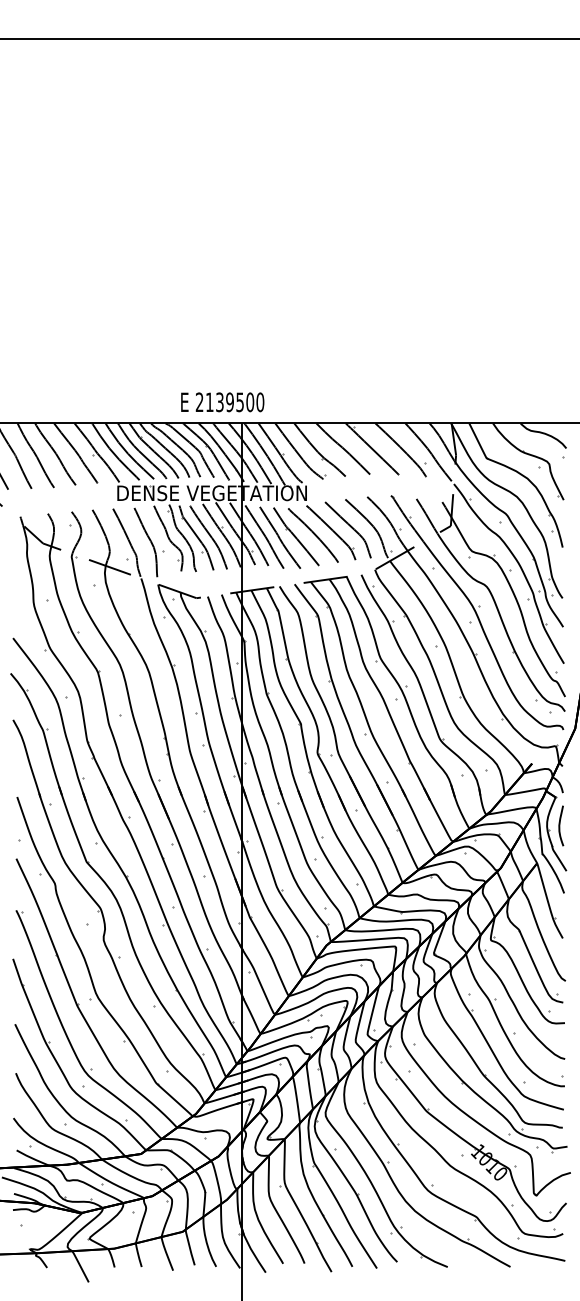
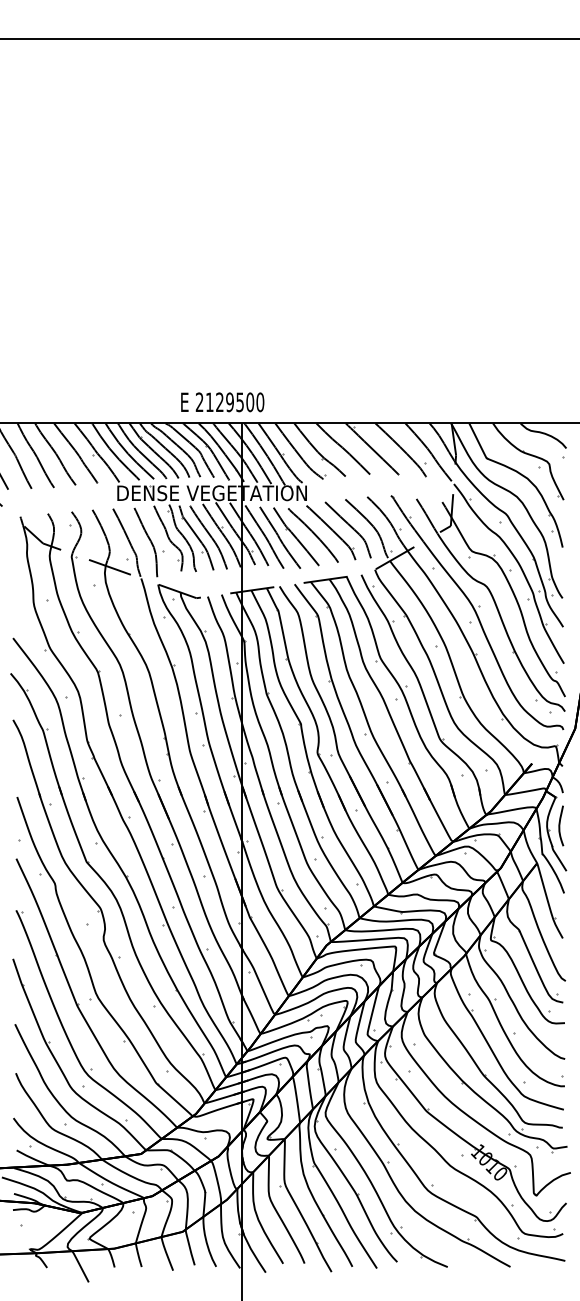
text: 2139500 -> 2129500 (219, 402)
